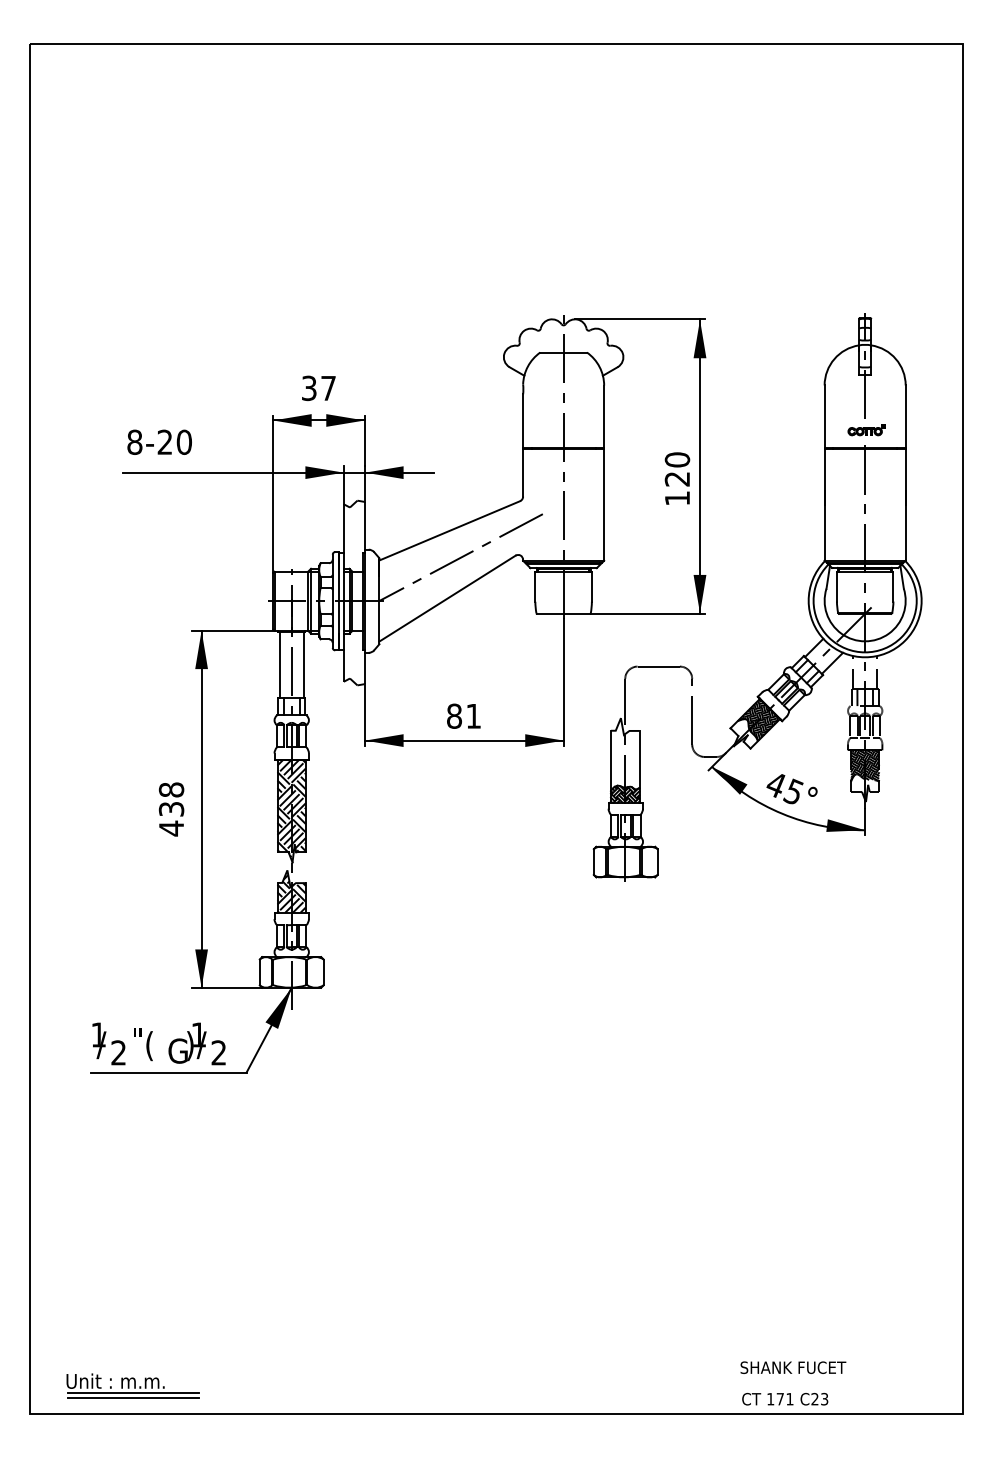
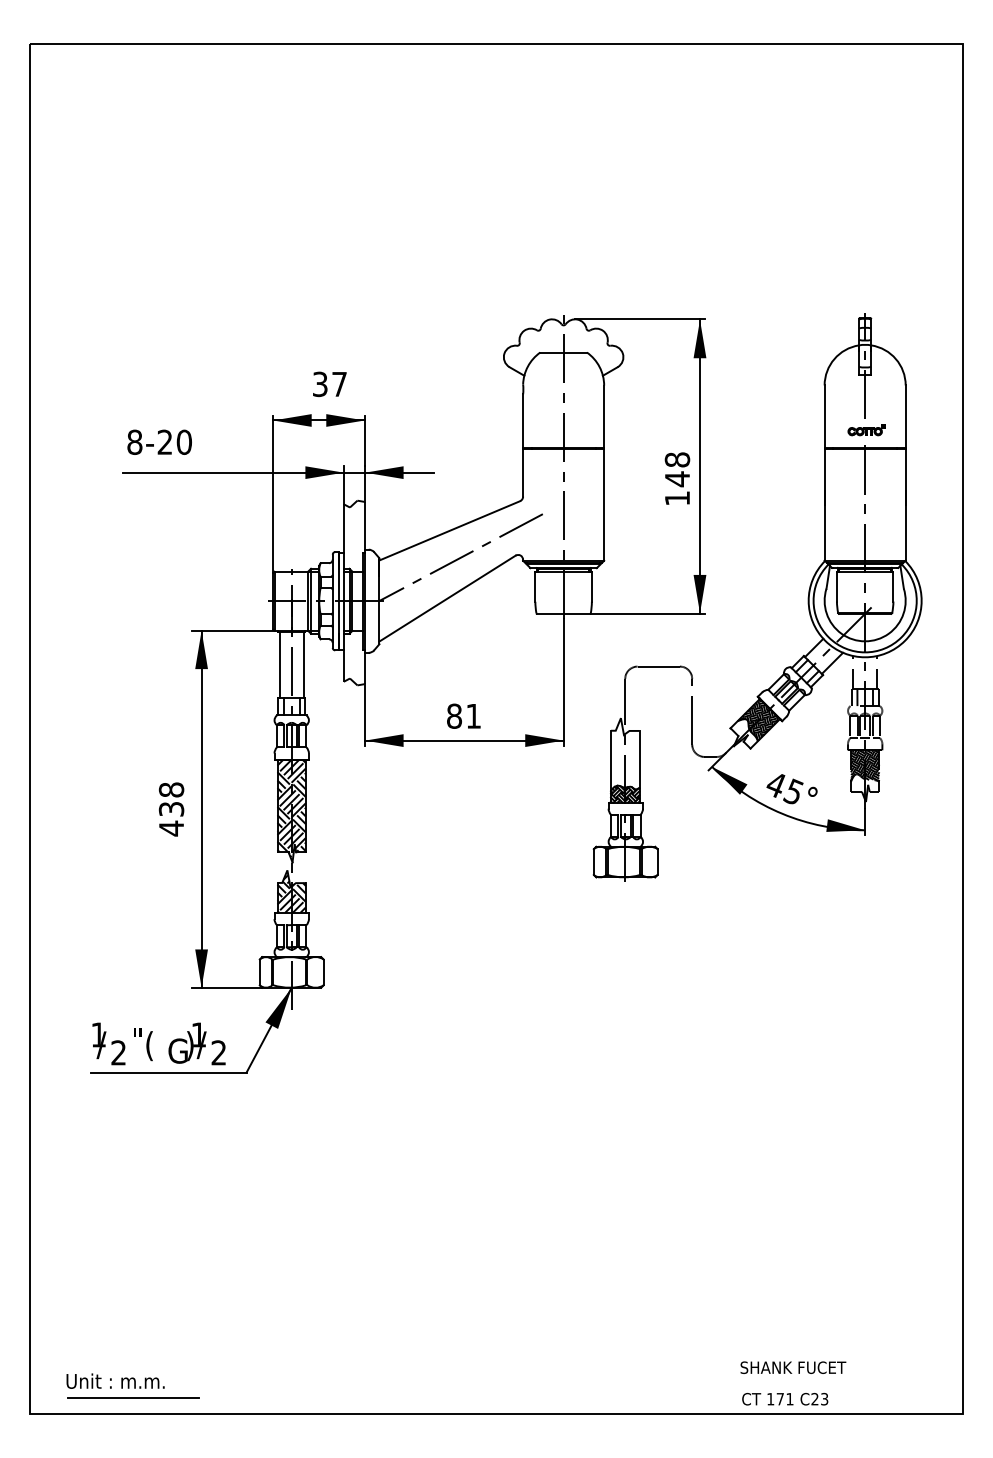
text position: (318, 388) -> (329, 384) (329, 384)
text: 120 -> 148 (676, 469)
line: present -> none (132, 1393)
